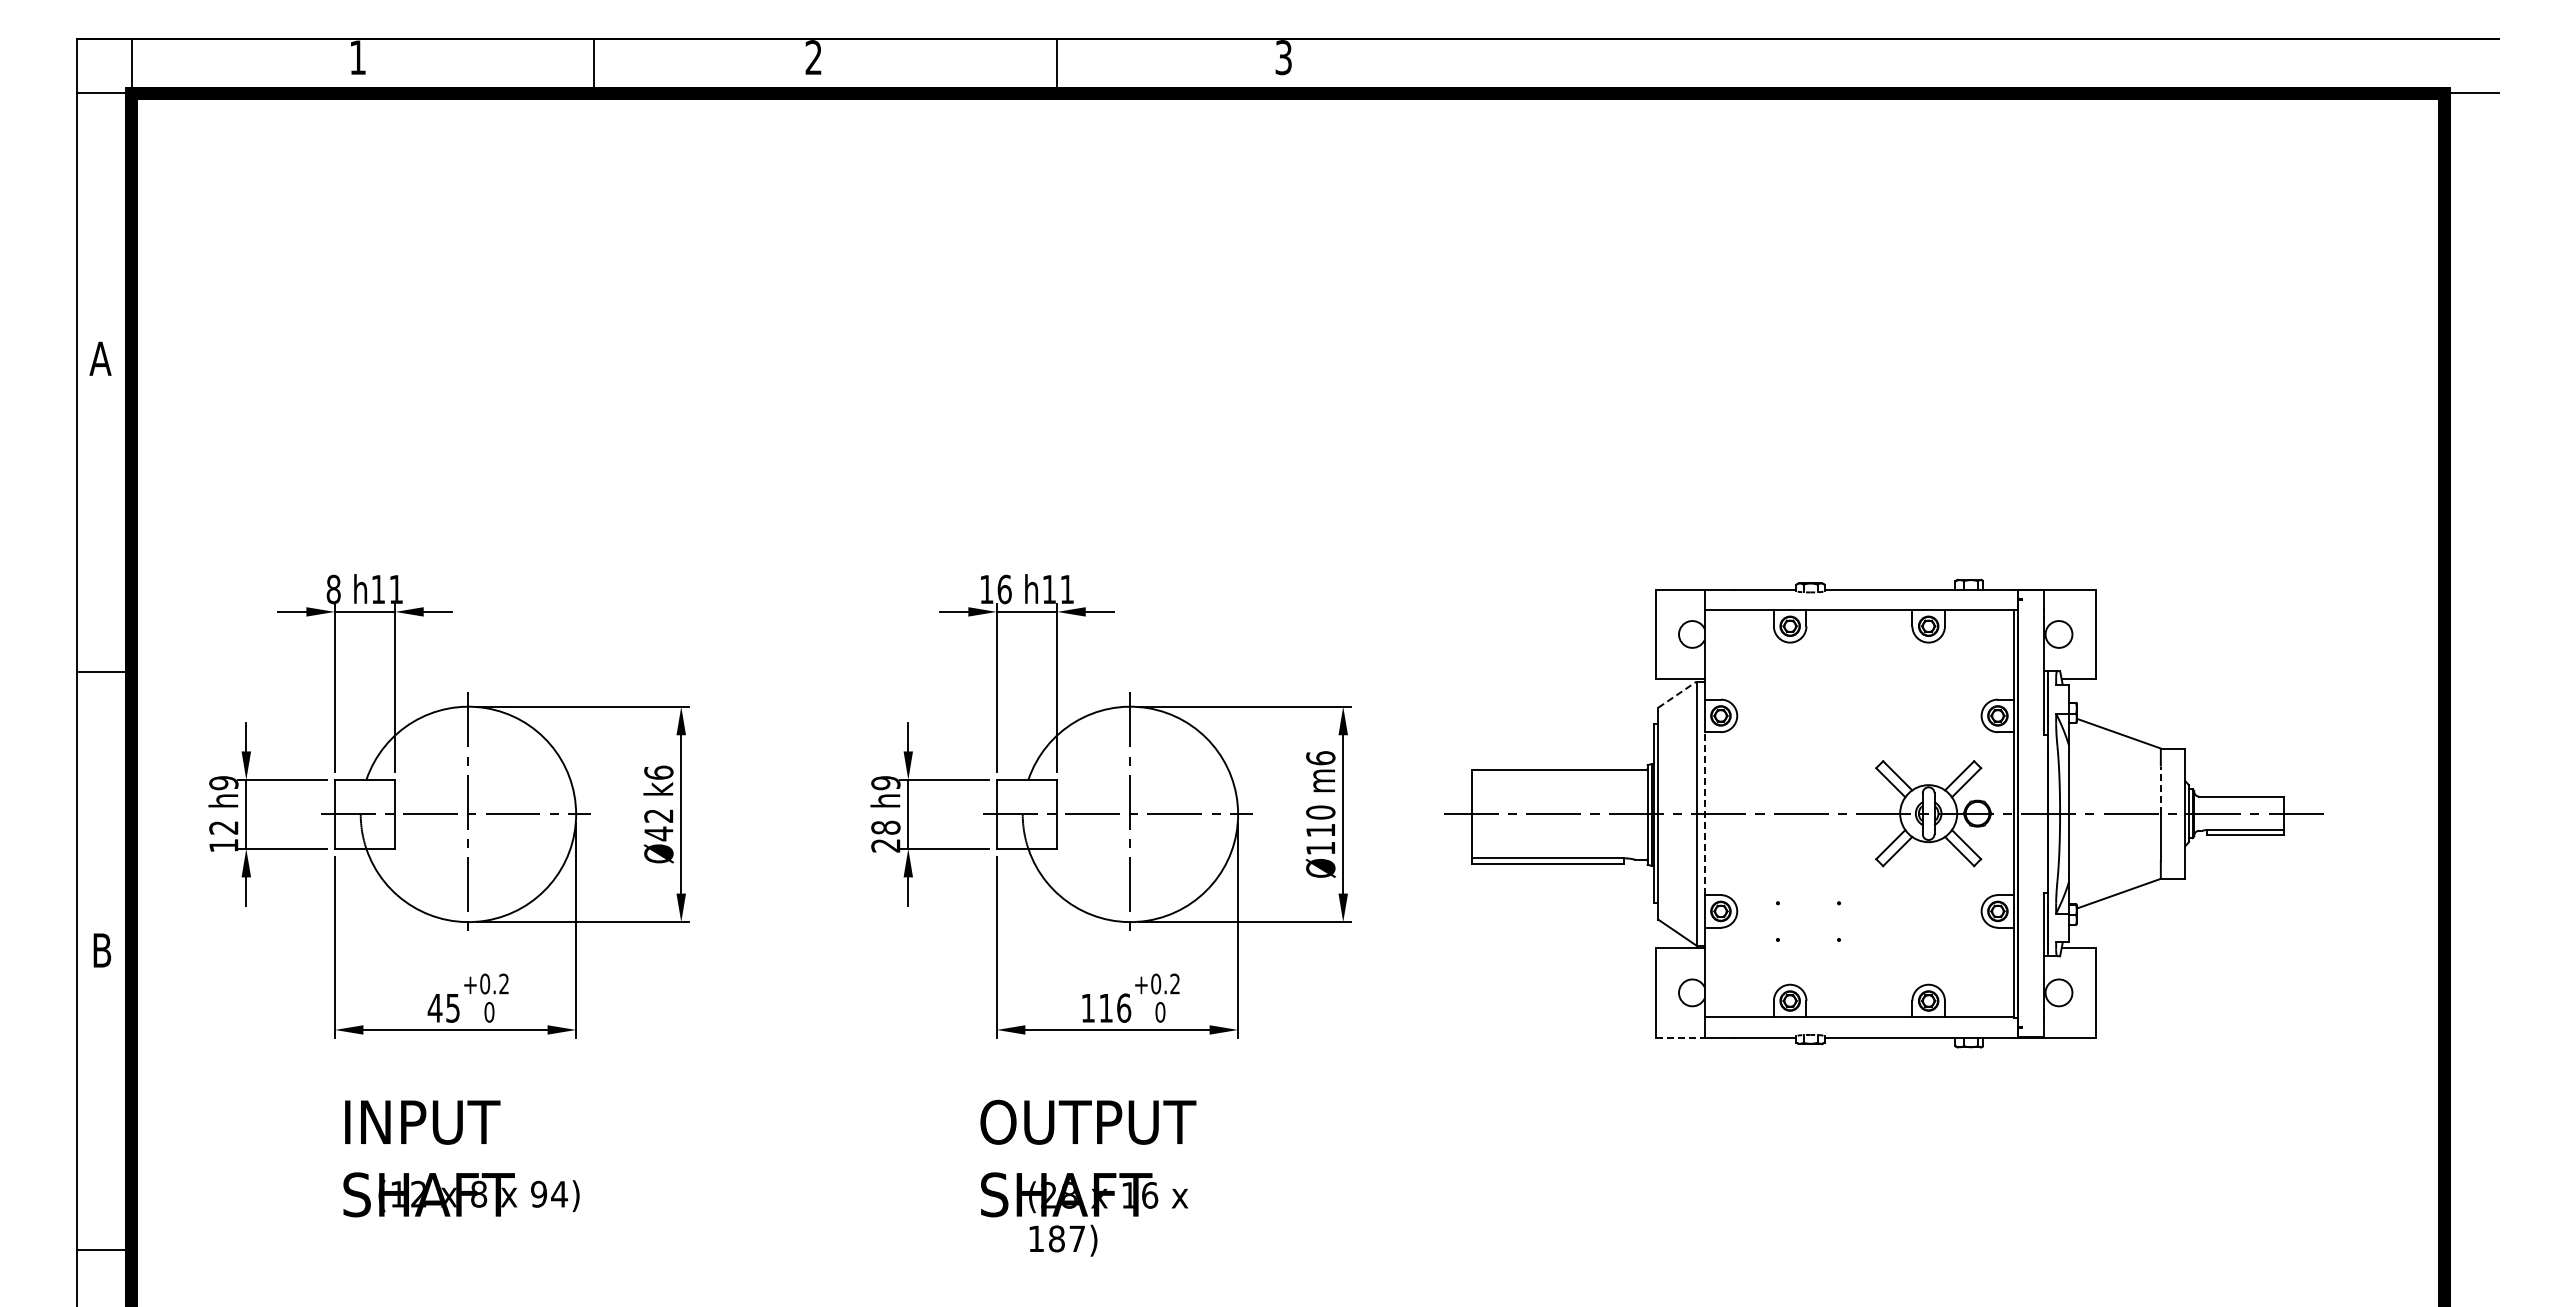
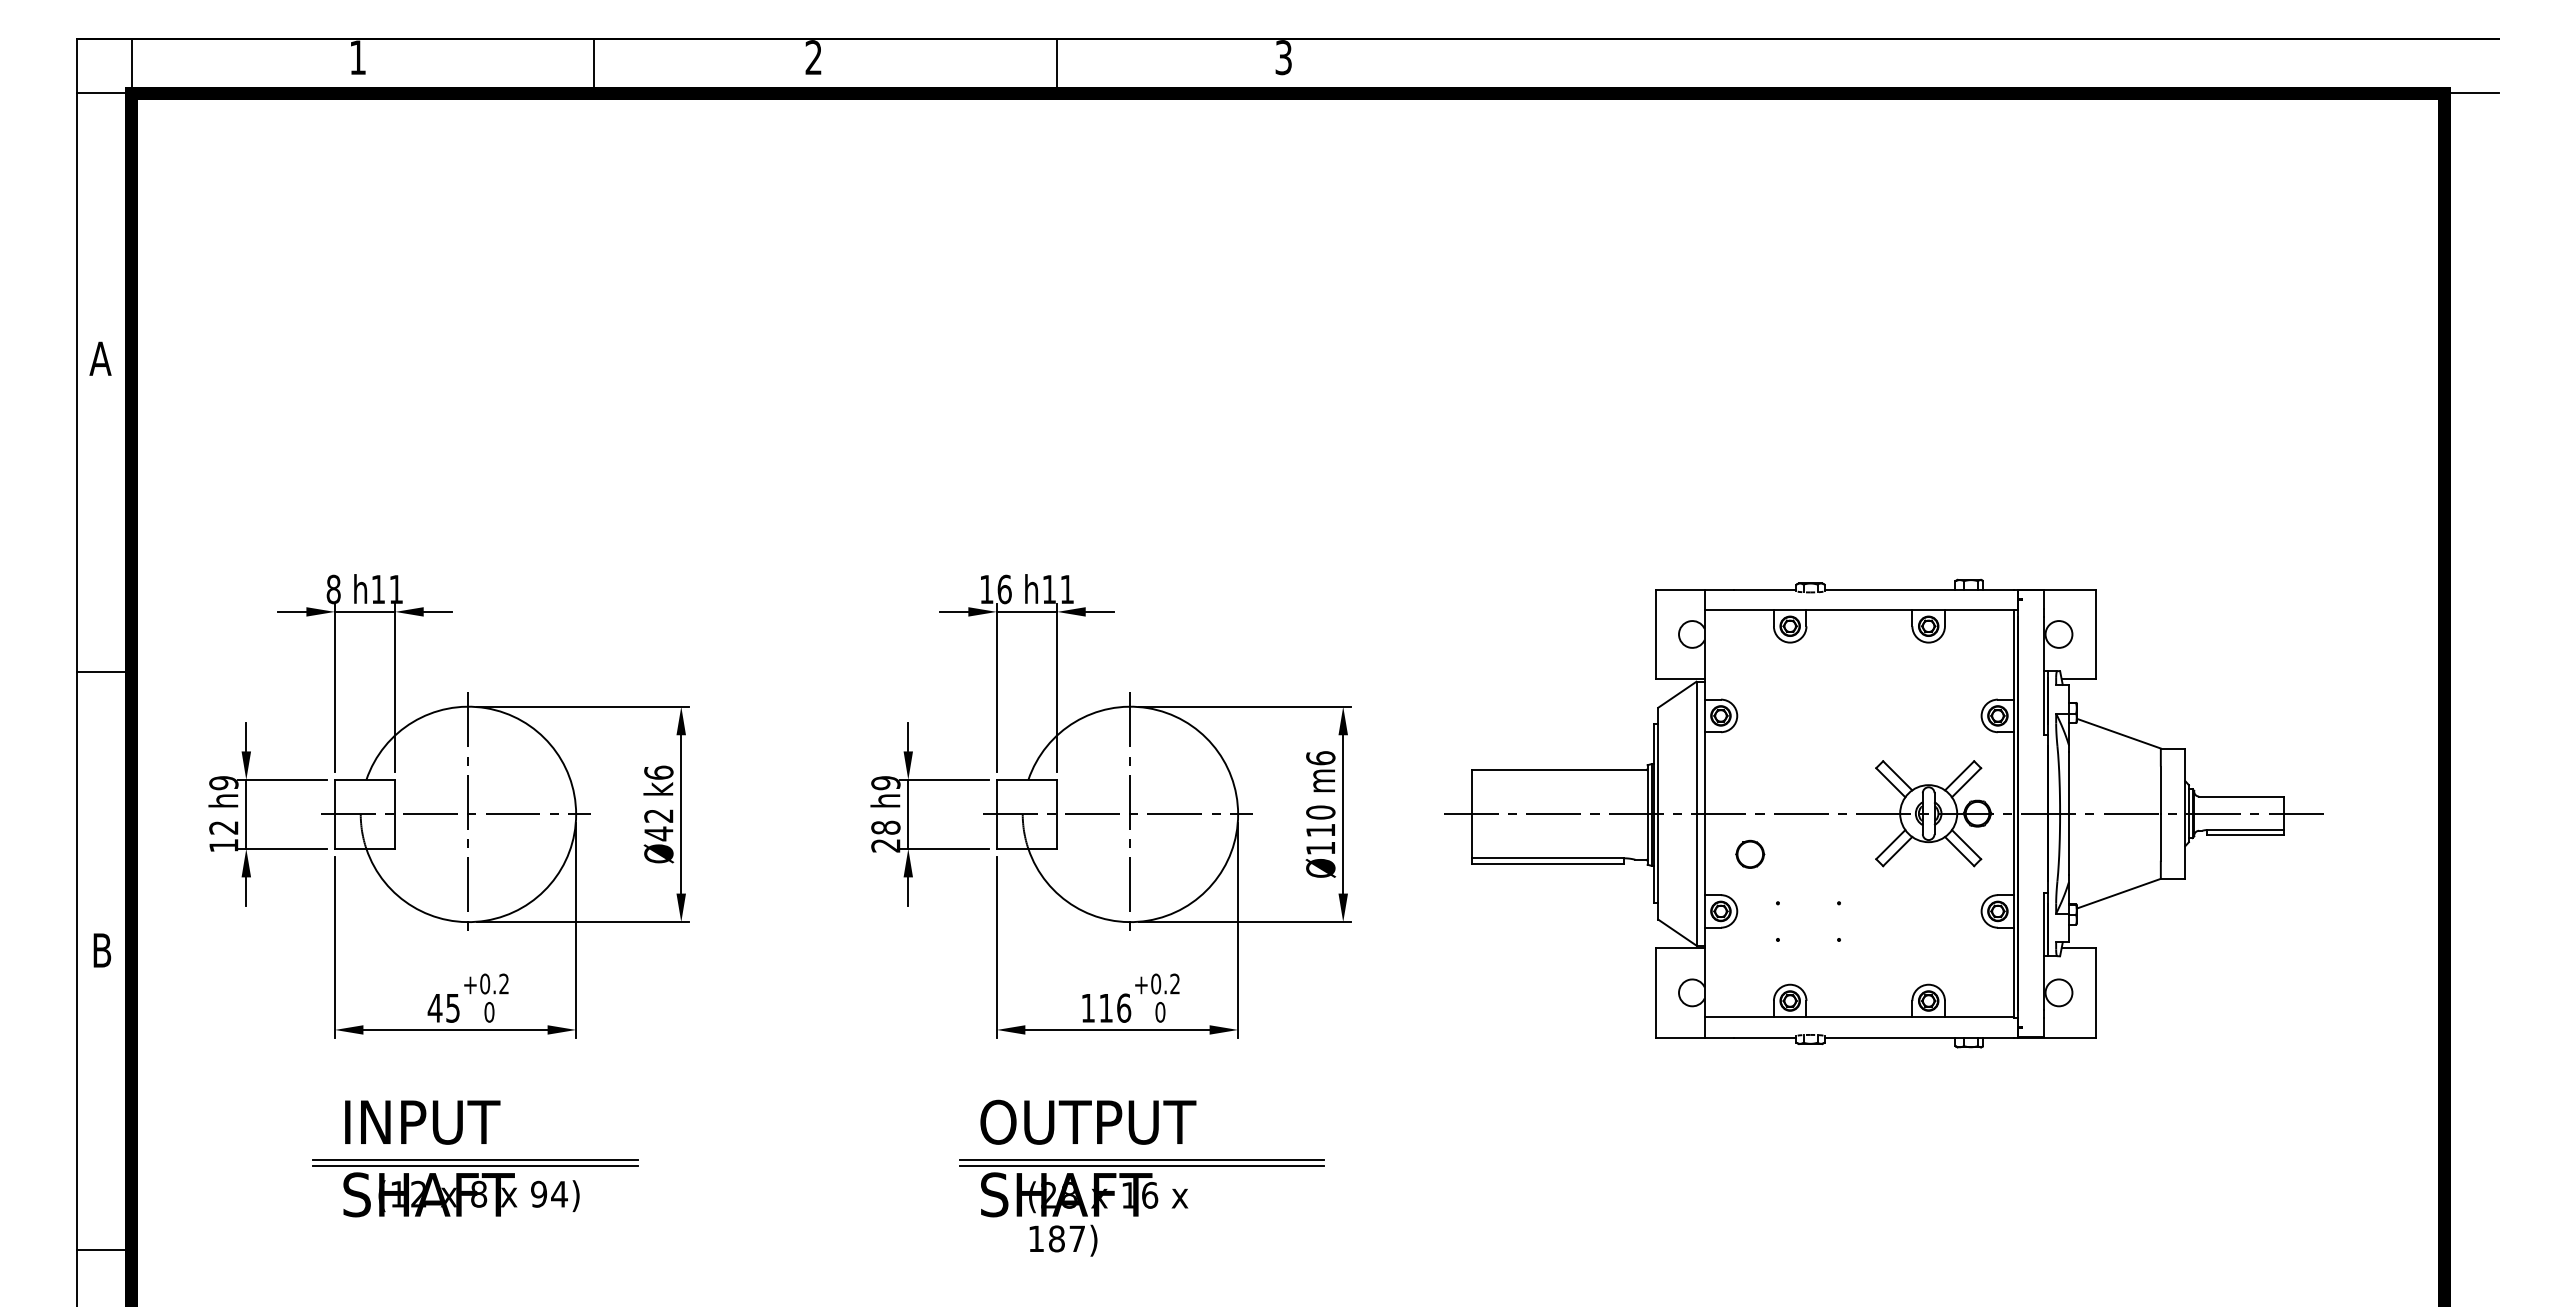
line: dashed -> solid (1677, 694)
line: dashed -> solid (2160, 790)
line: dashed -> solid (1704, 813)
part: none -> present (1750, 853)
line: dashed -> solid (1680, 1037)
line: none -> present (475, 1160)
line: none -> present (1141, 1160)
line: none -> present (475, 1166)
line: none -> present (1141, 1166)
